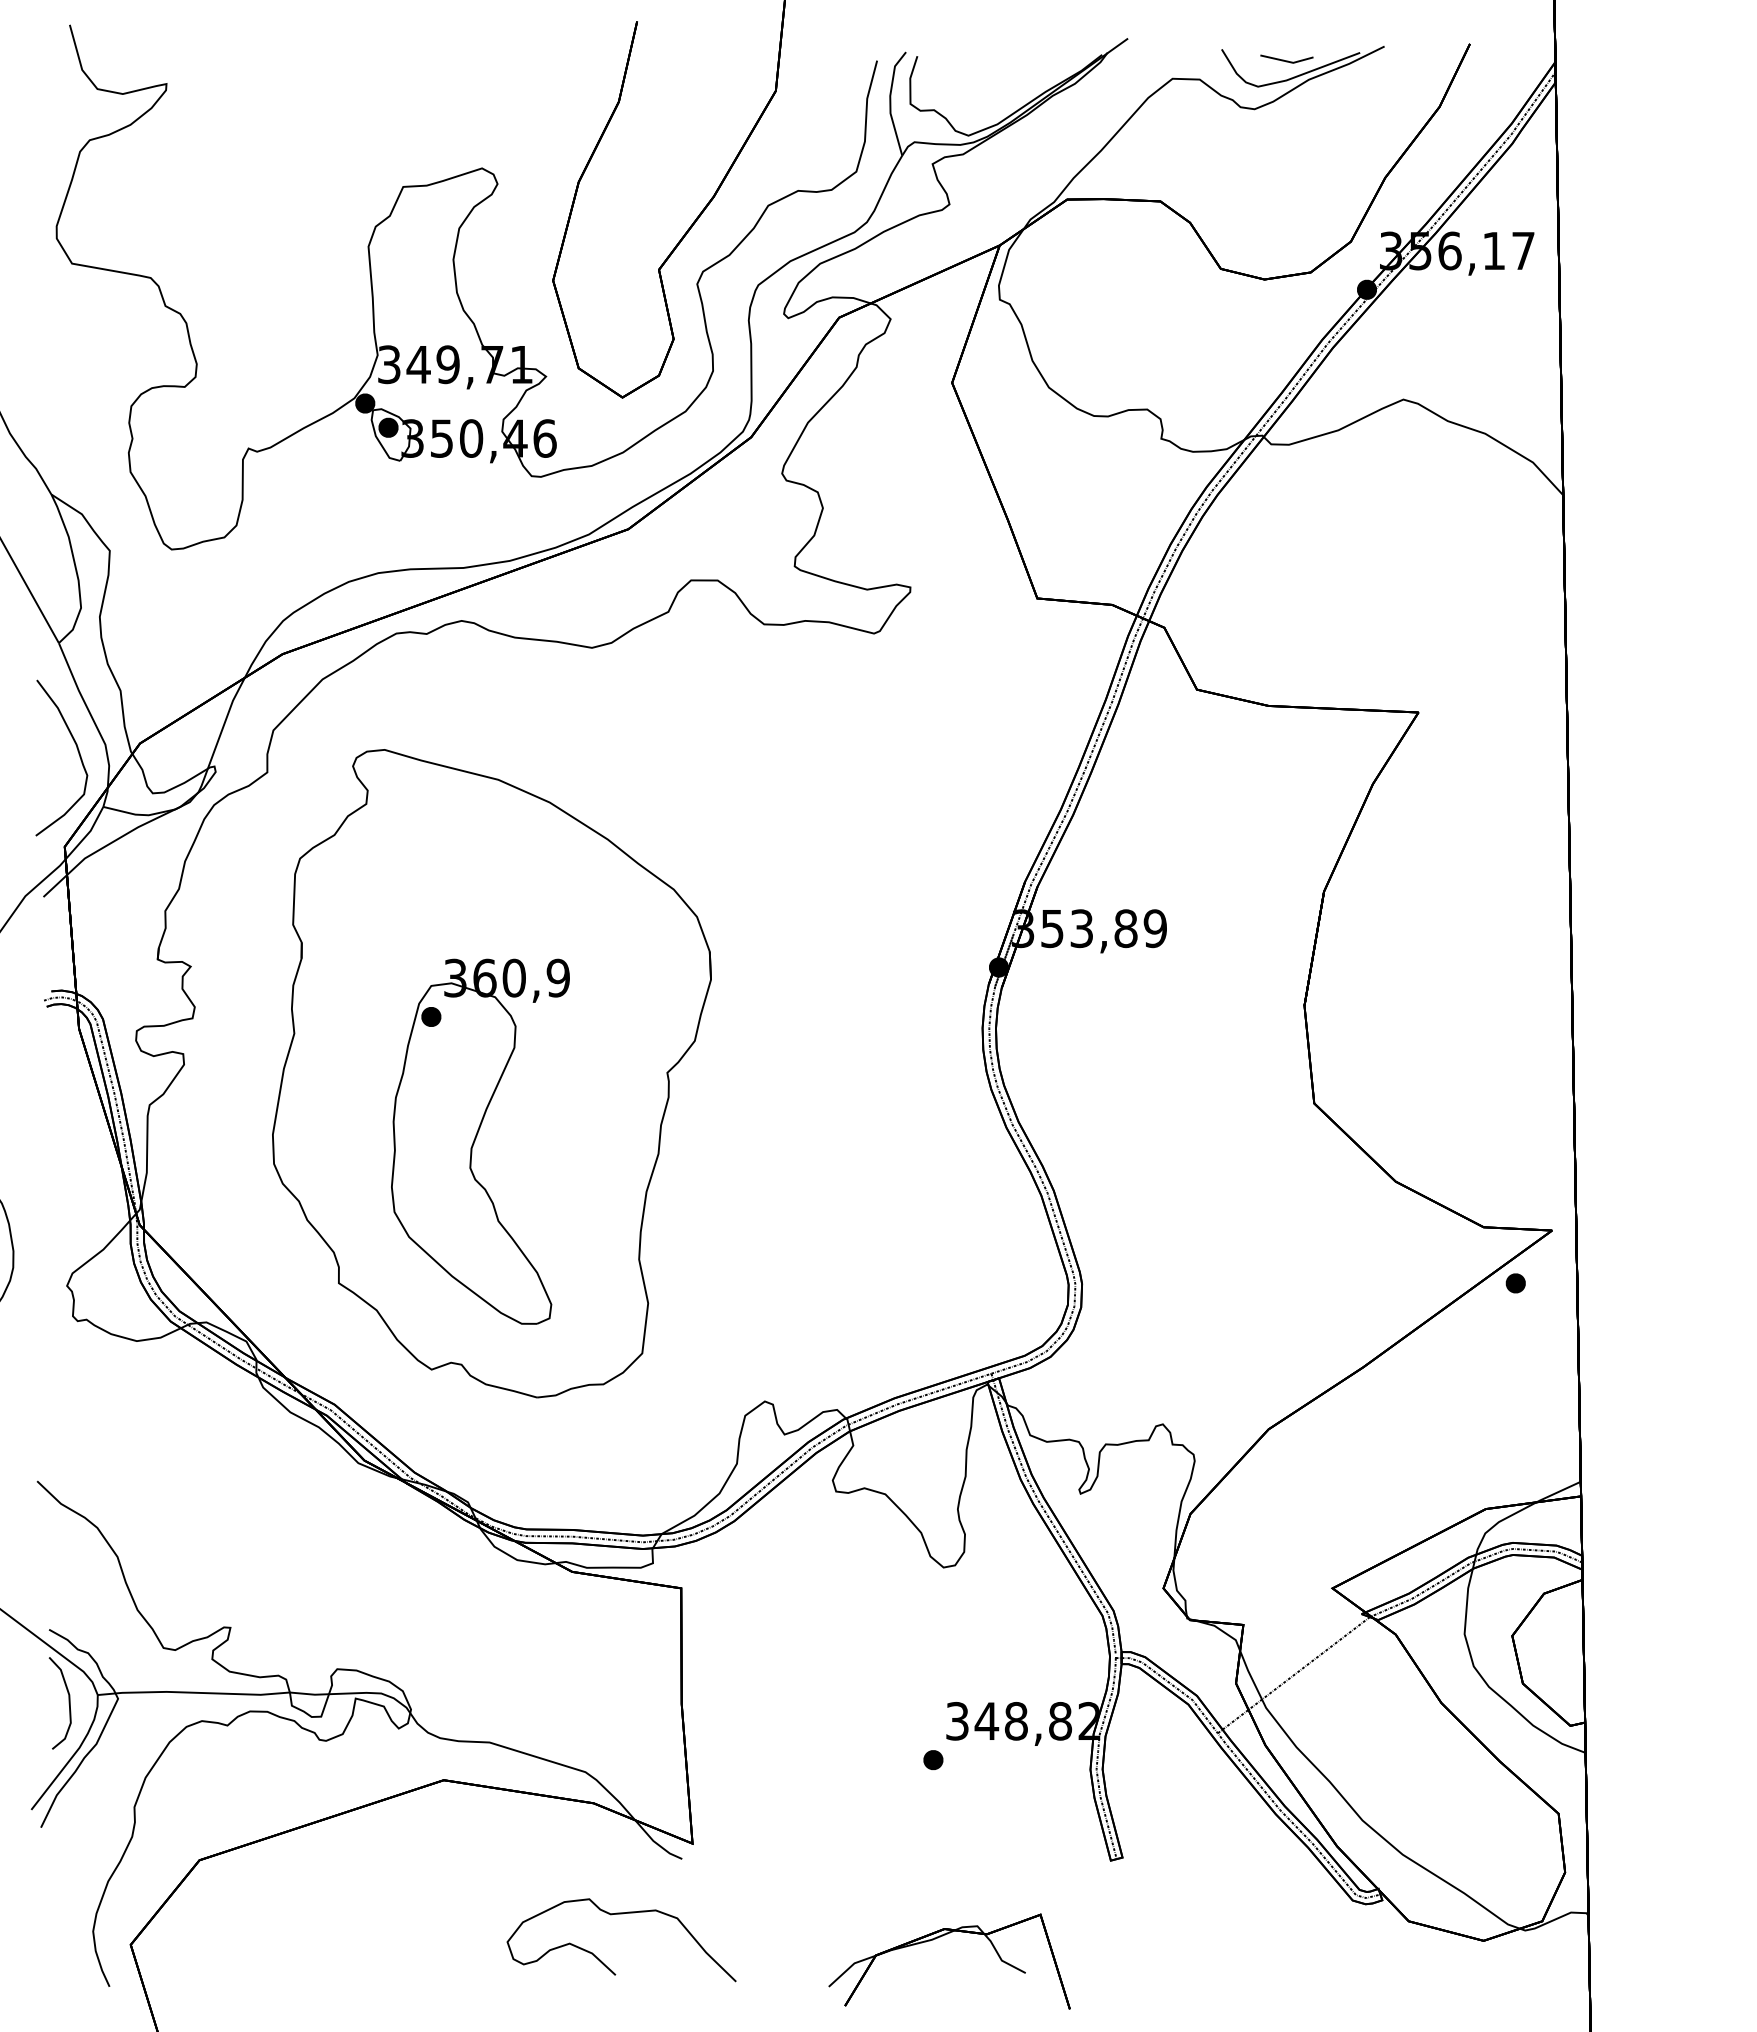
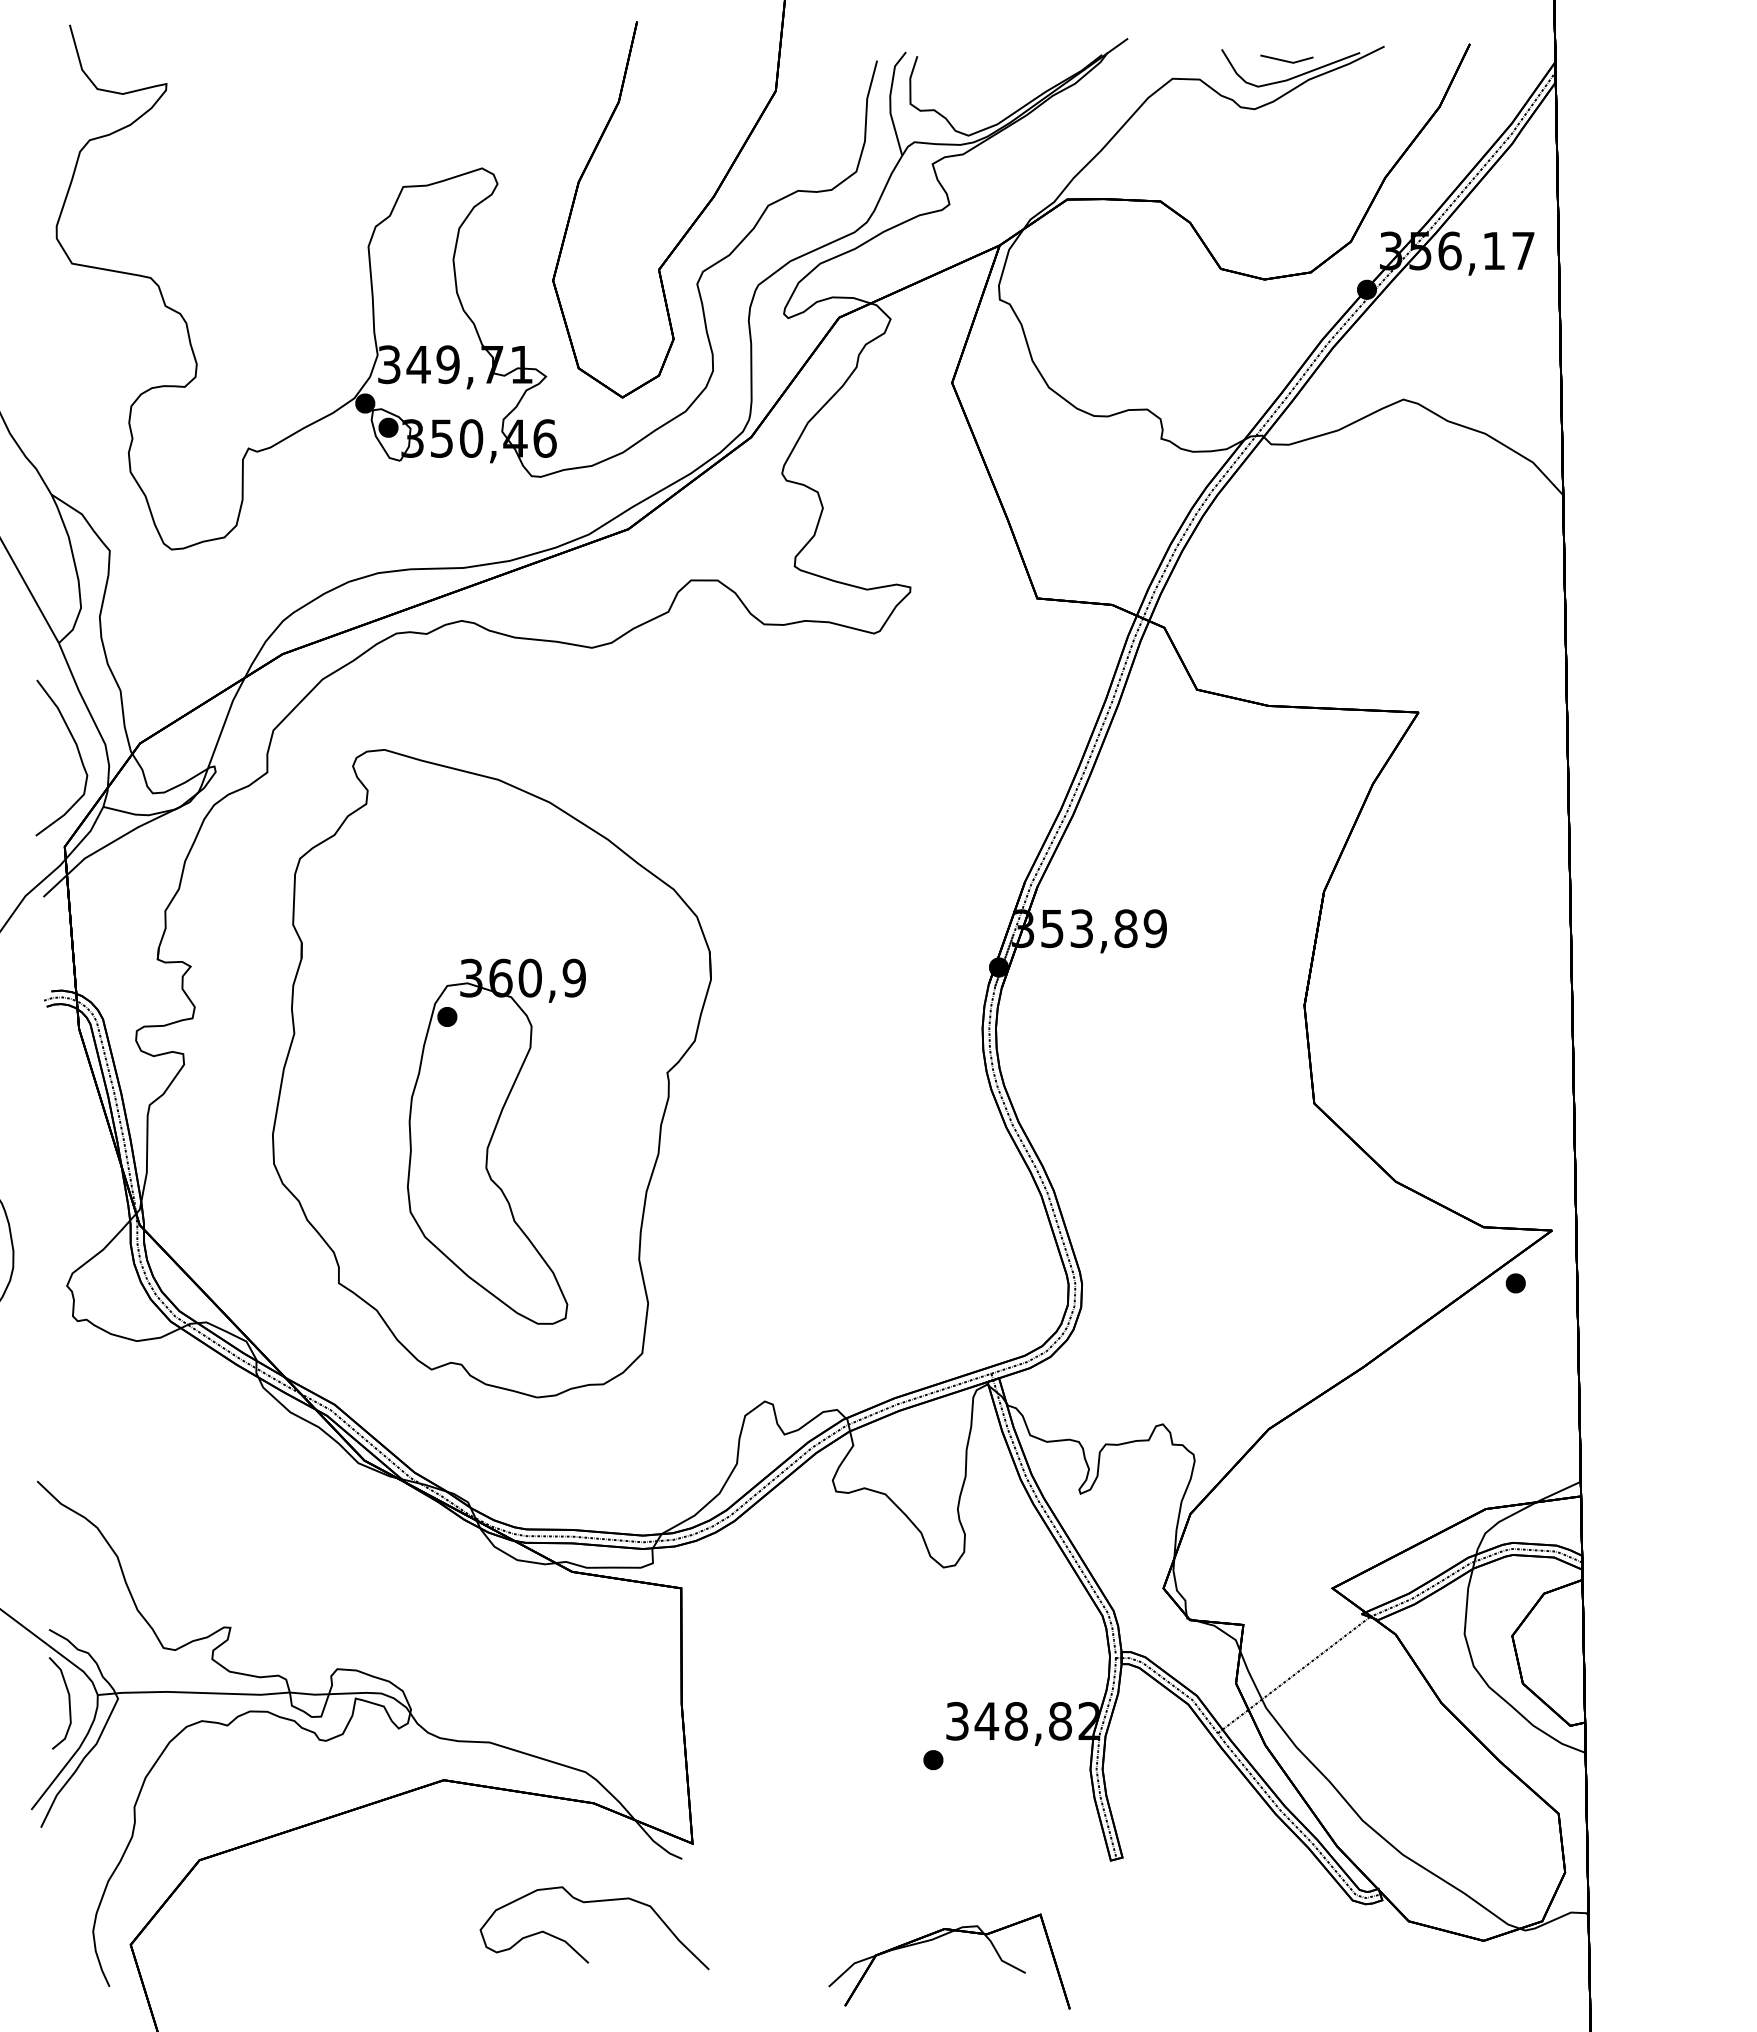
part position: (480, 1141) -> (496, 1141) (496, 1141)
curve position: (621, 1914) -> (594, 1902) (594, 1902)
